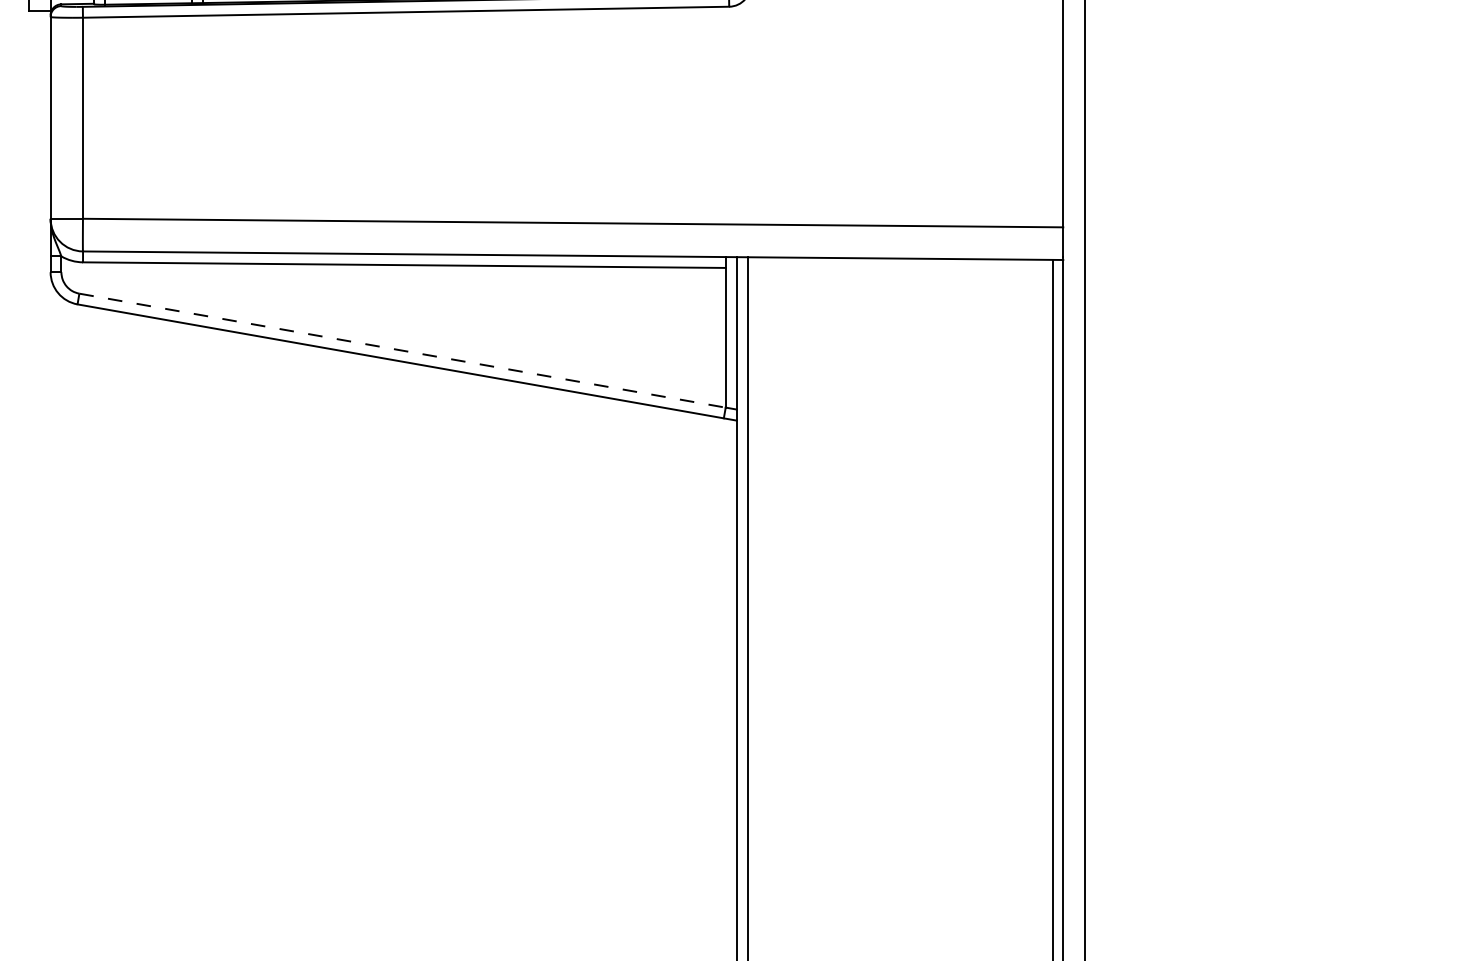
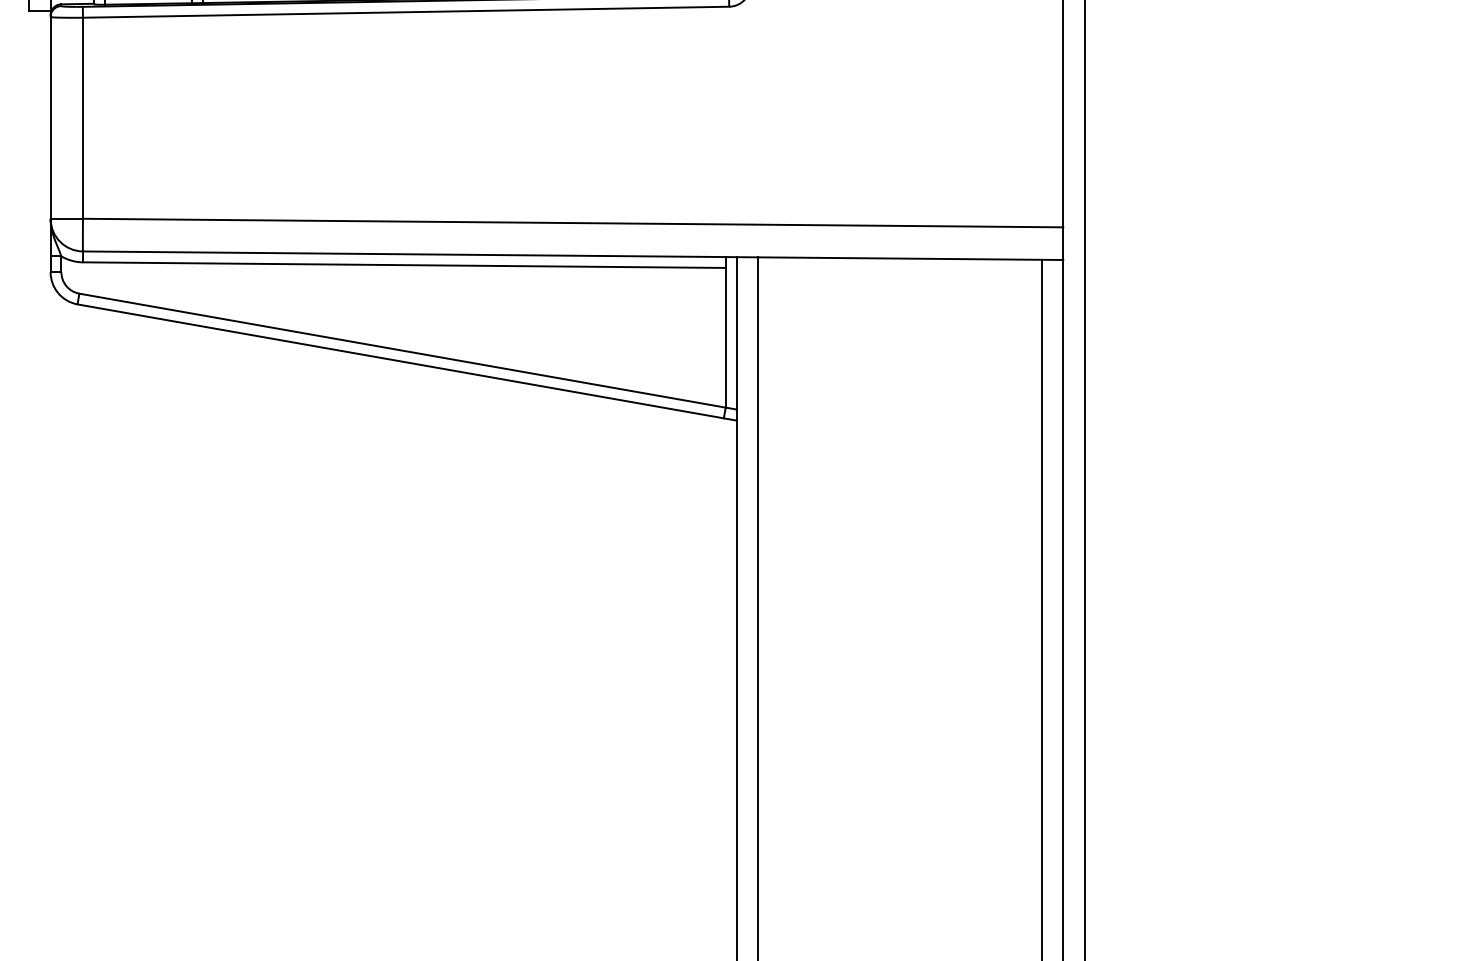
line: dashed -> solid (403, 350)
line position: (747, 607) -> (757, 607) (757, 607)
line position: (1053, 608) -> (1042, 608) (1042, 608)
